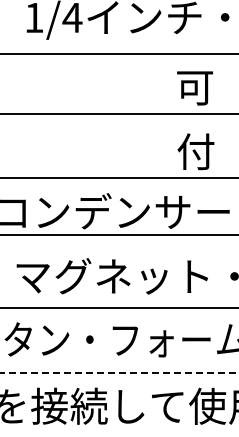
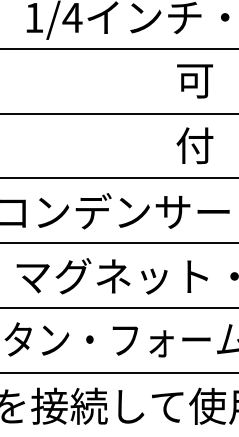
line position: (118, 53) -> (118, 48) (118, 48)
text position: (194, 88) -> (194, 81) (194, 81)
text position: (195, 151) -> (194, 145) (194, 145)
line position: (118, 235) -> (118, 243) (118, 243)
line: dashed -> solid (119, 372)
